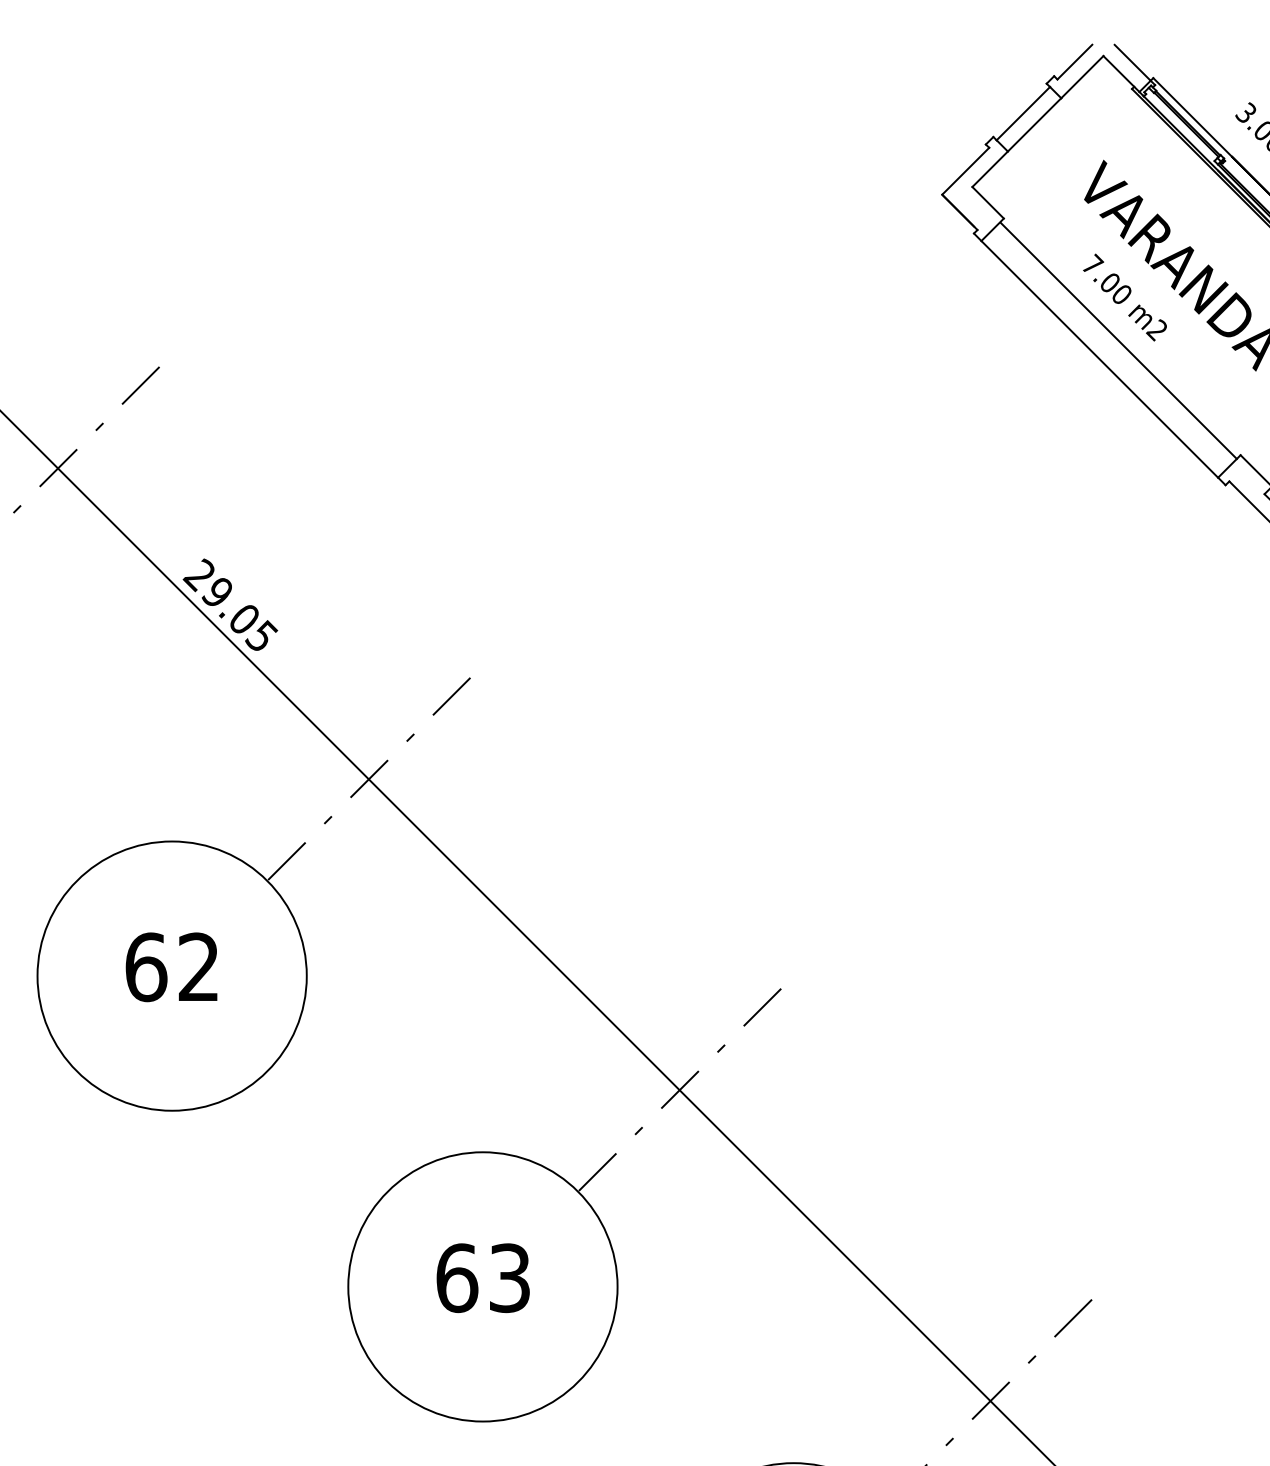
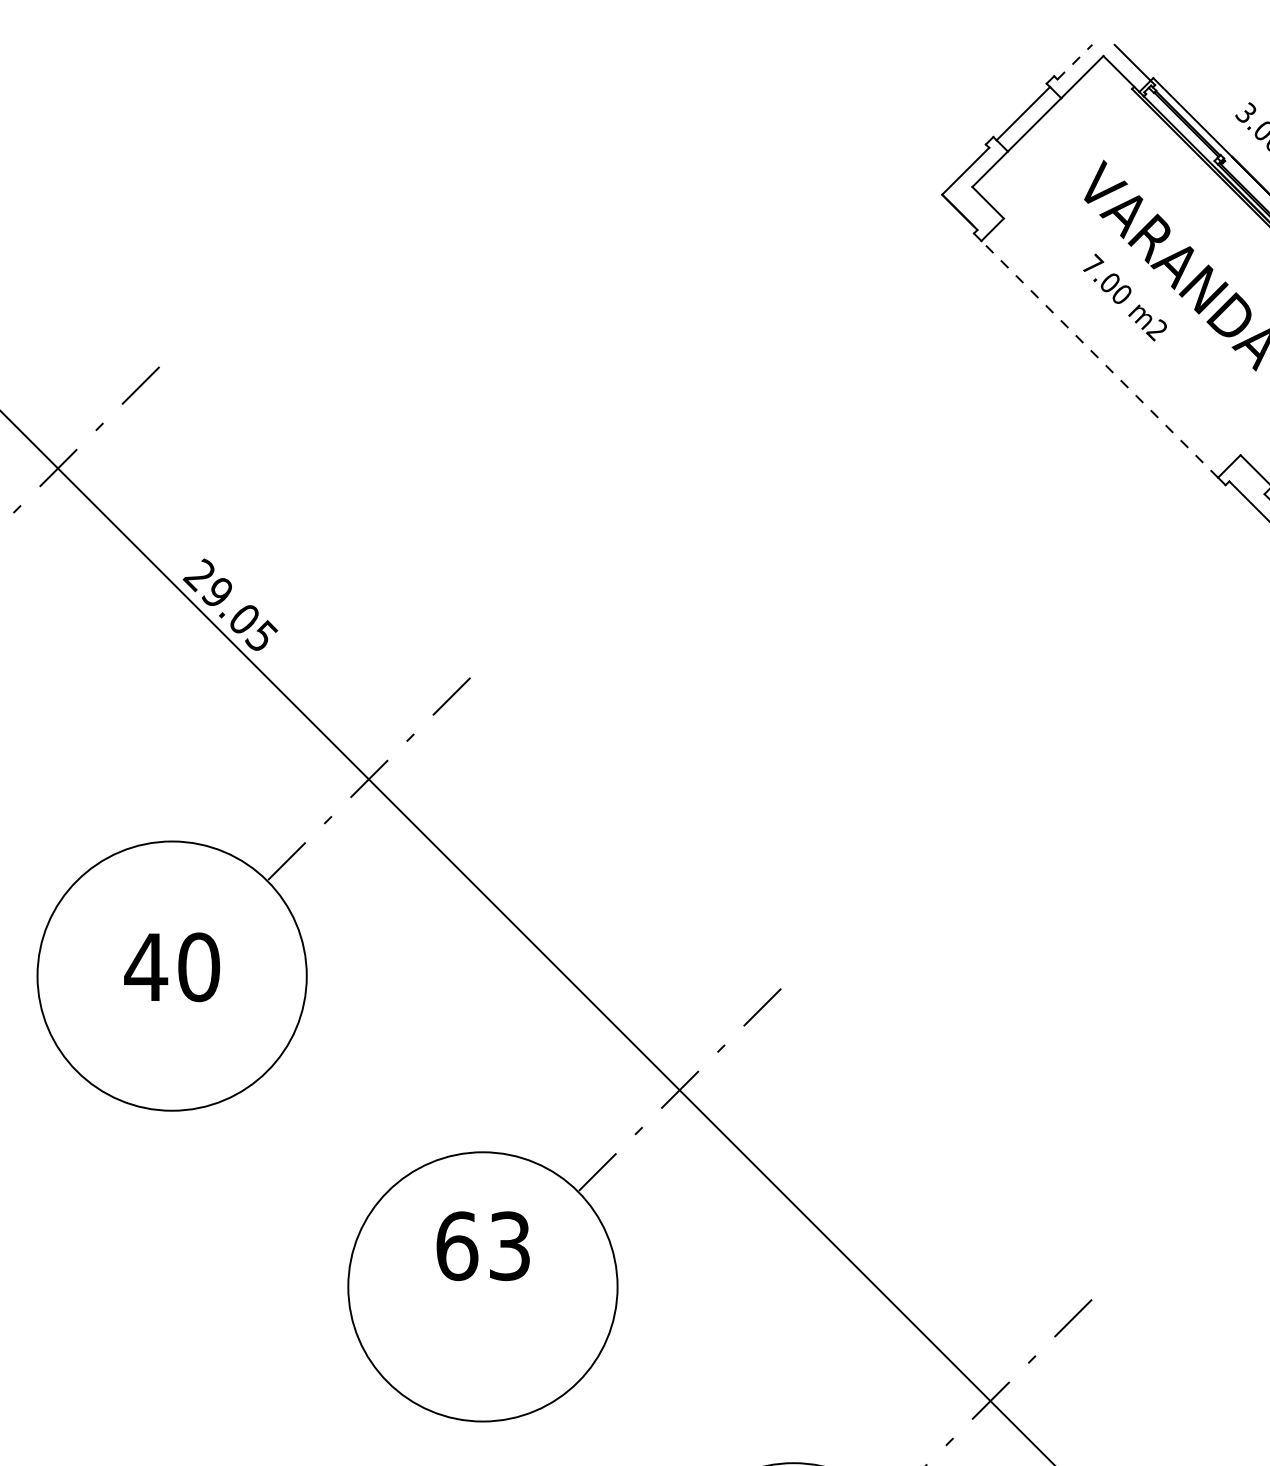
line: solid -> dashed (1074, 62)
line: present -> none (1118, 340)
line: solid -> dashed (1099, 359)
text: 62 -> 40 (172, 967)
text position: (482, 1278) -> (482, 1246) (482, 1246)
